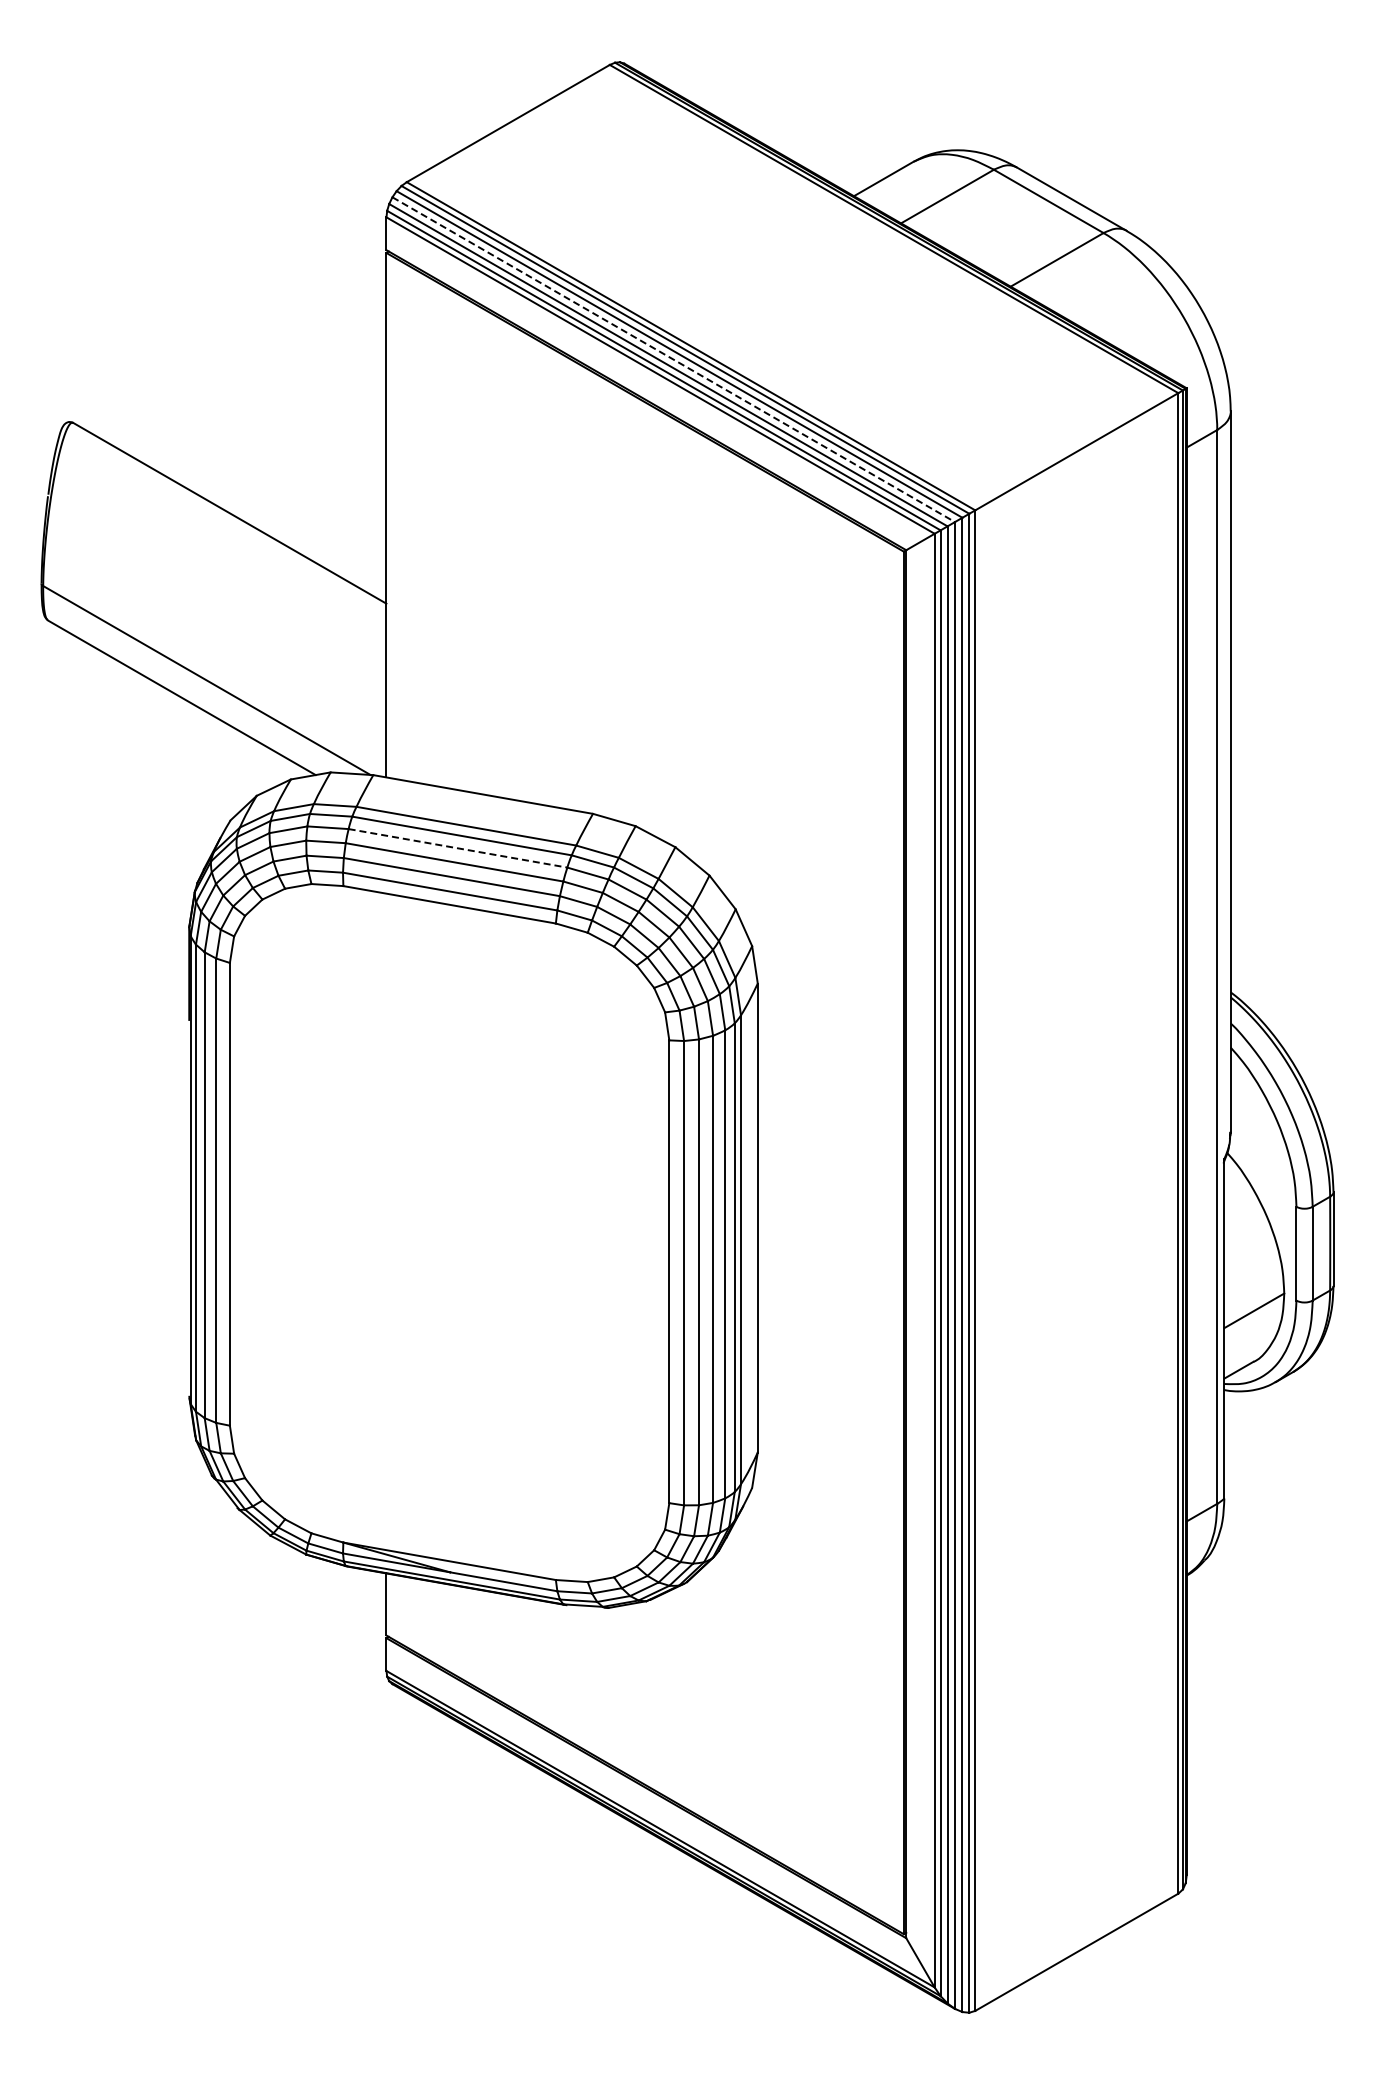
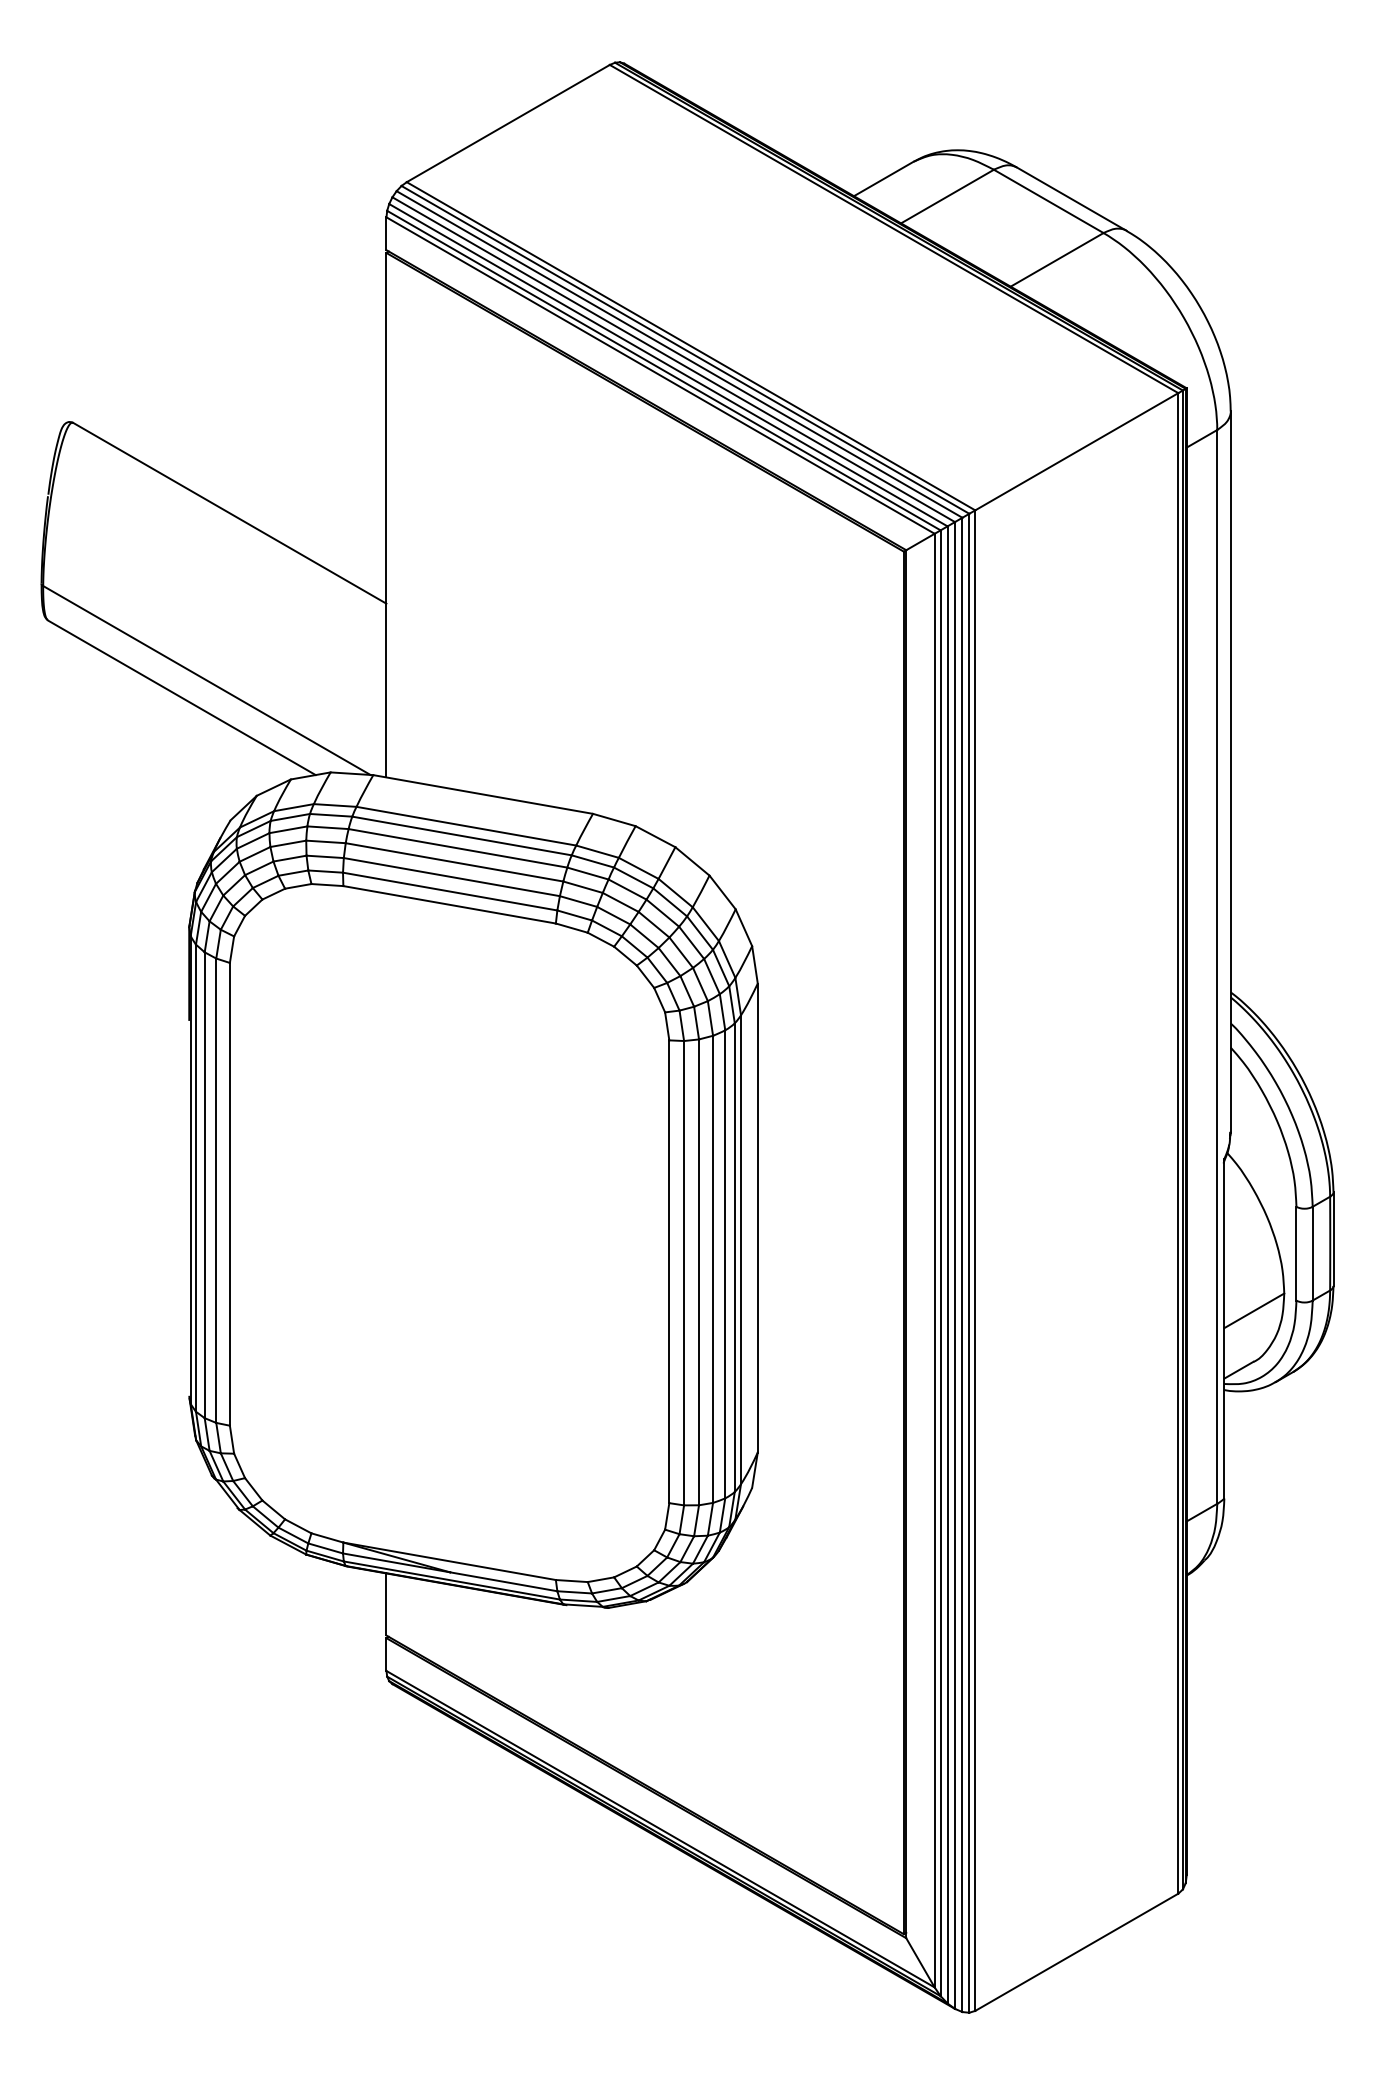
line: dashed -> solid (673, 359)
line: dashed -> solid (458, 848)
